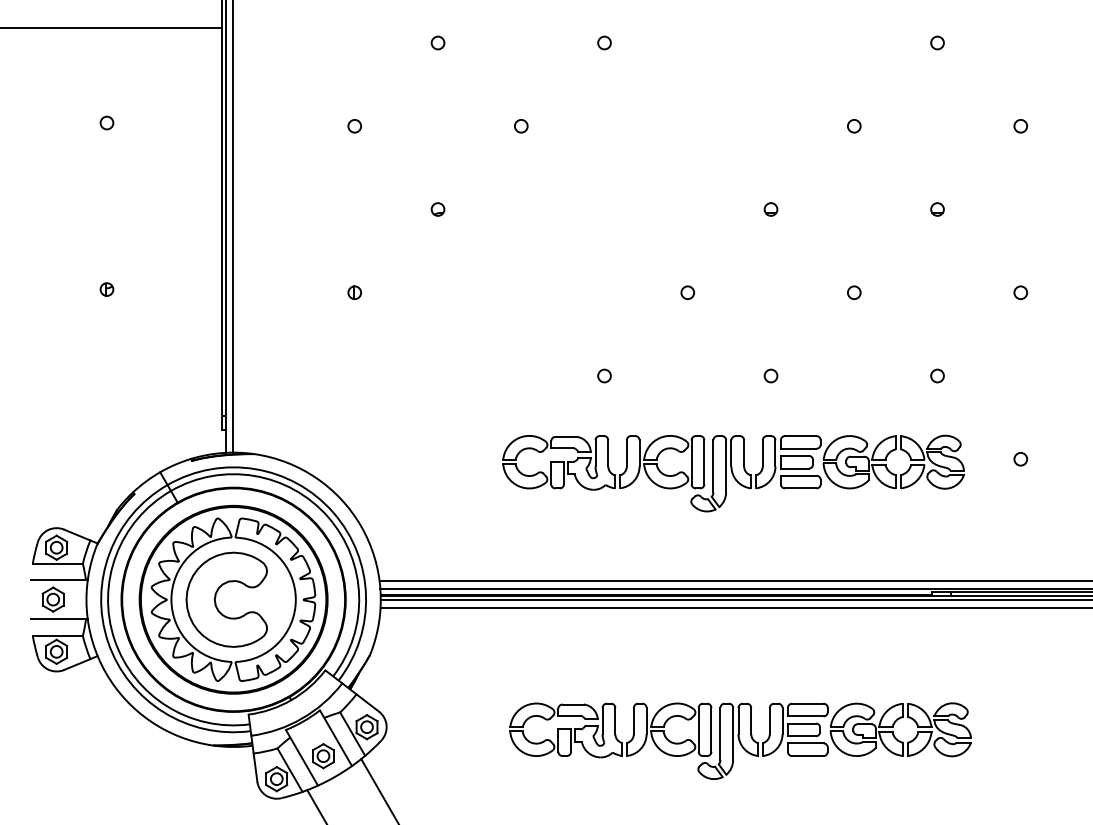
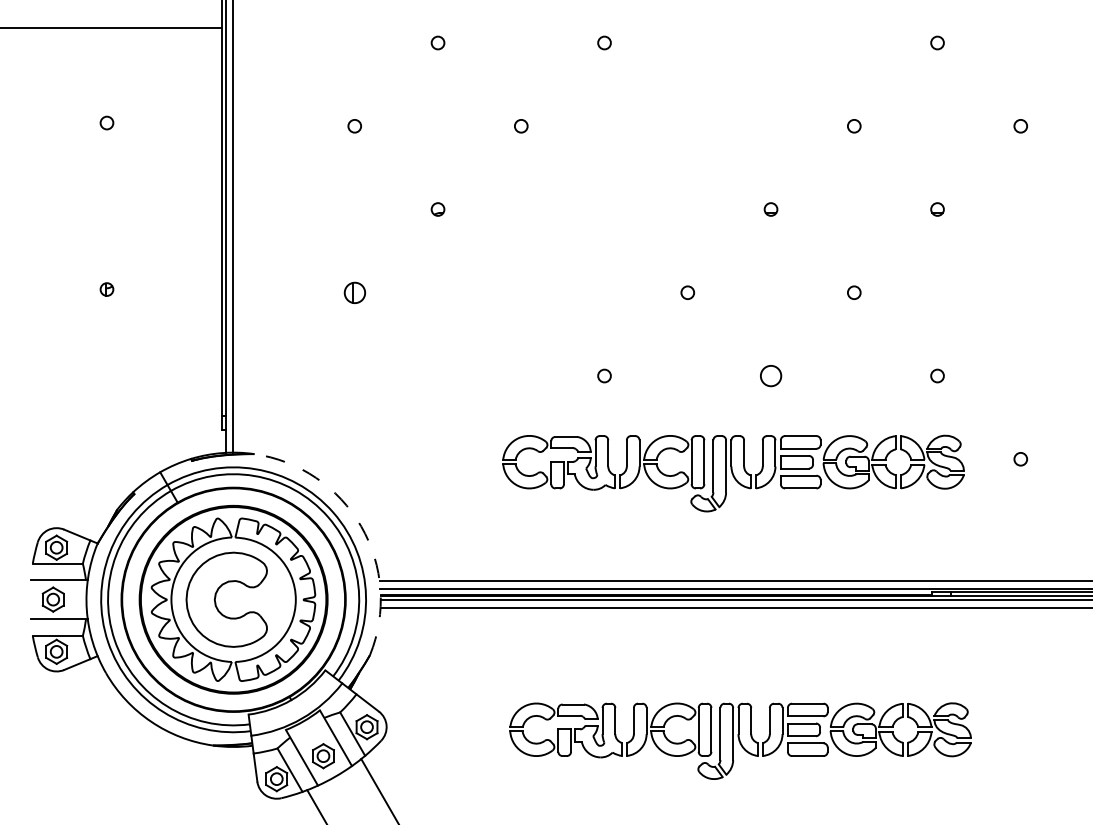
part size: 15x15 px -> 23x23 px (354, 292)
circle: present -> none (1020, 292)
circle size: 16x16 px -> 23x23 px (771, 376)
arc: solid -> dashed (361, 526)
